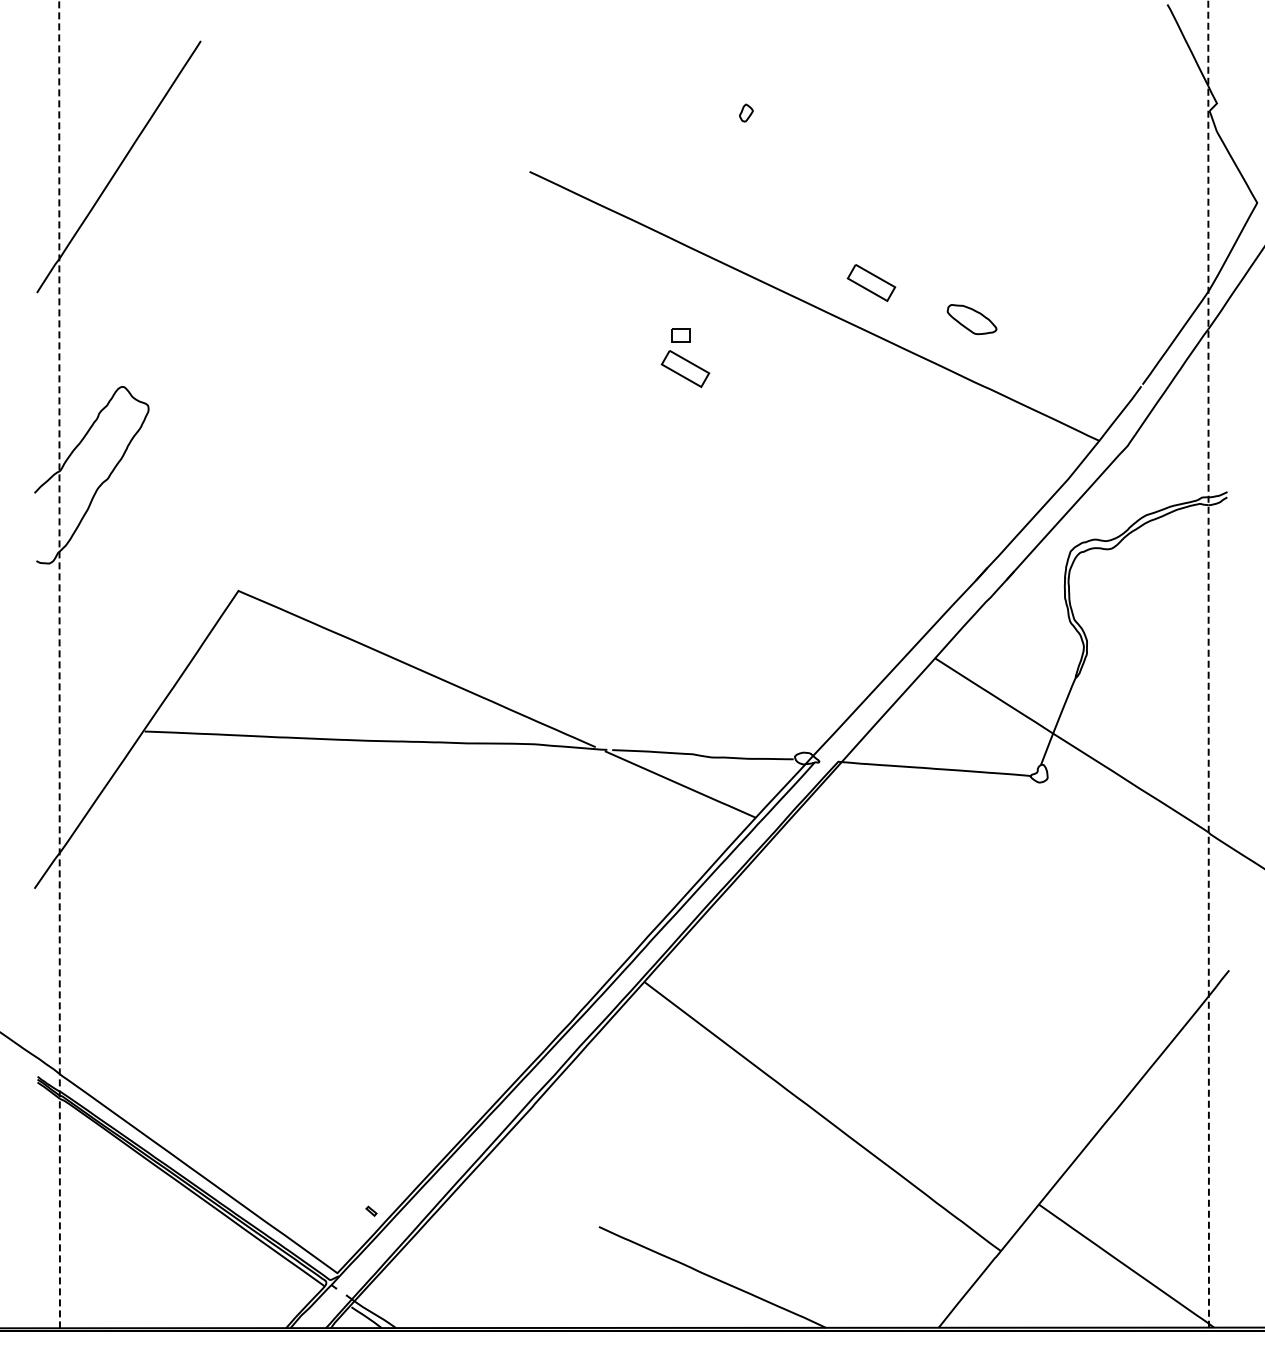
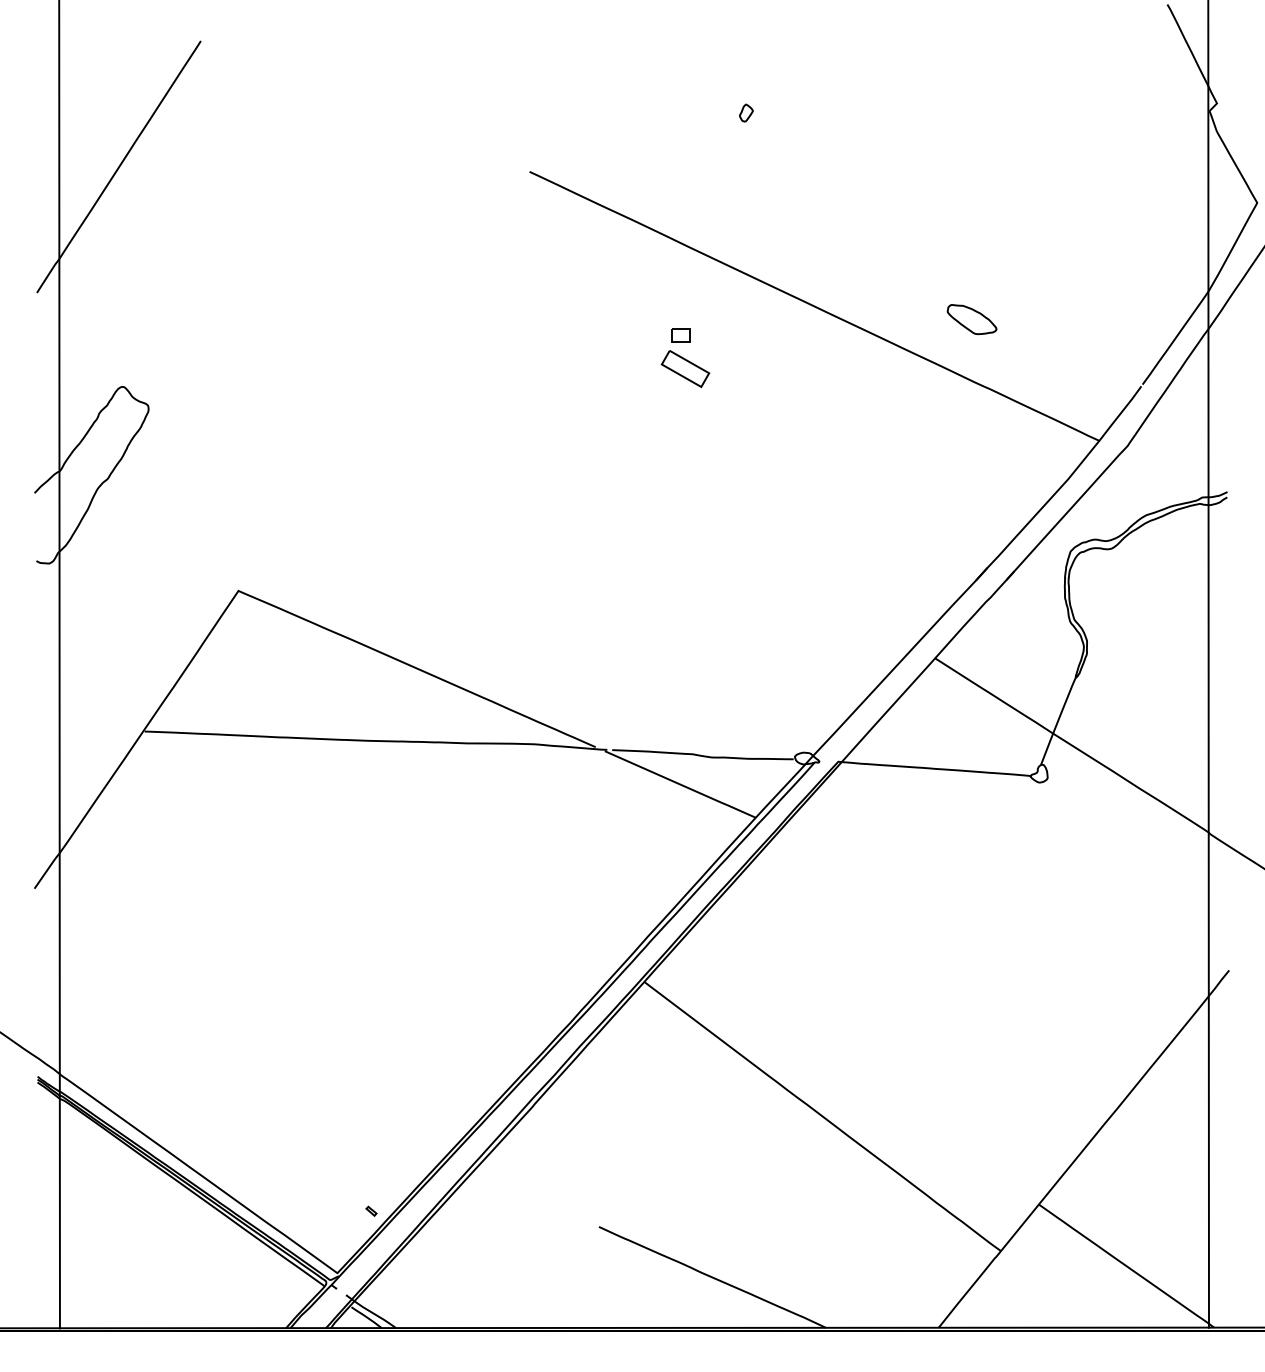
part: present -> none (871, 282)
line: dashed -> solid (1208, 663)
line: dashed -> solid (59, 664)
